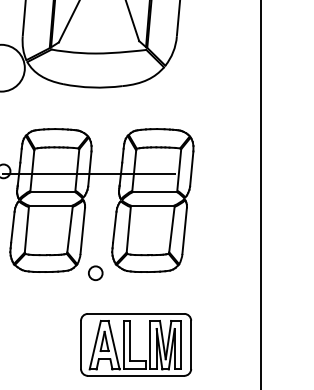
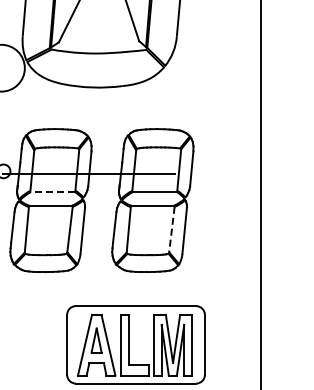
line: solid -> dashed (53, 192)
line: solid -> dashed (171, 229)
circle: present -> none (95, 272)
part size: 113x64 px -> 140x80 px (135, 344)
